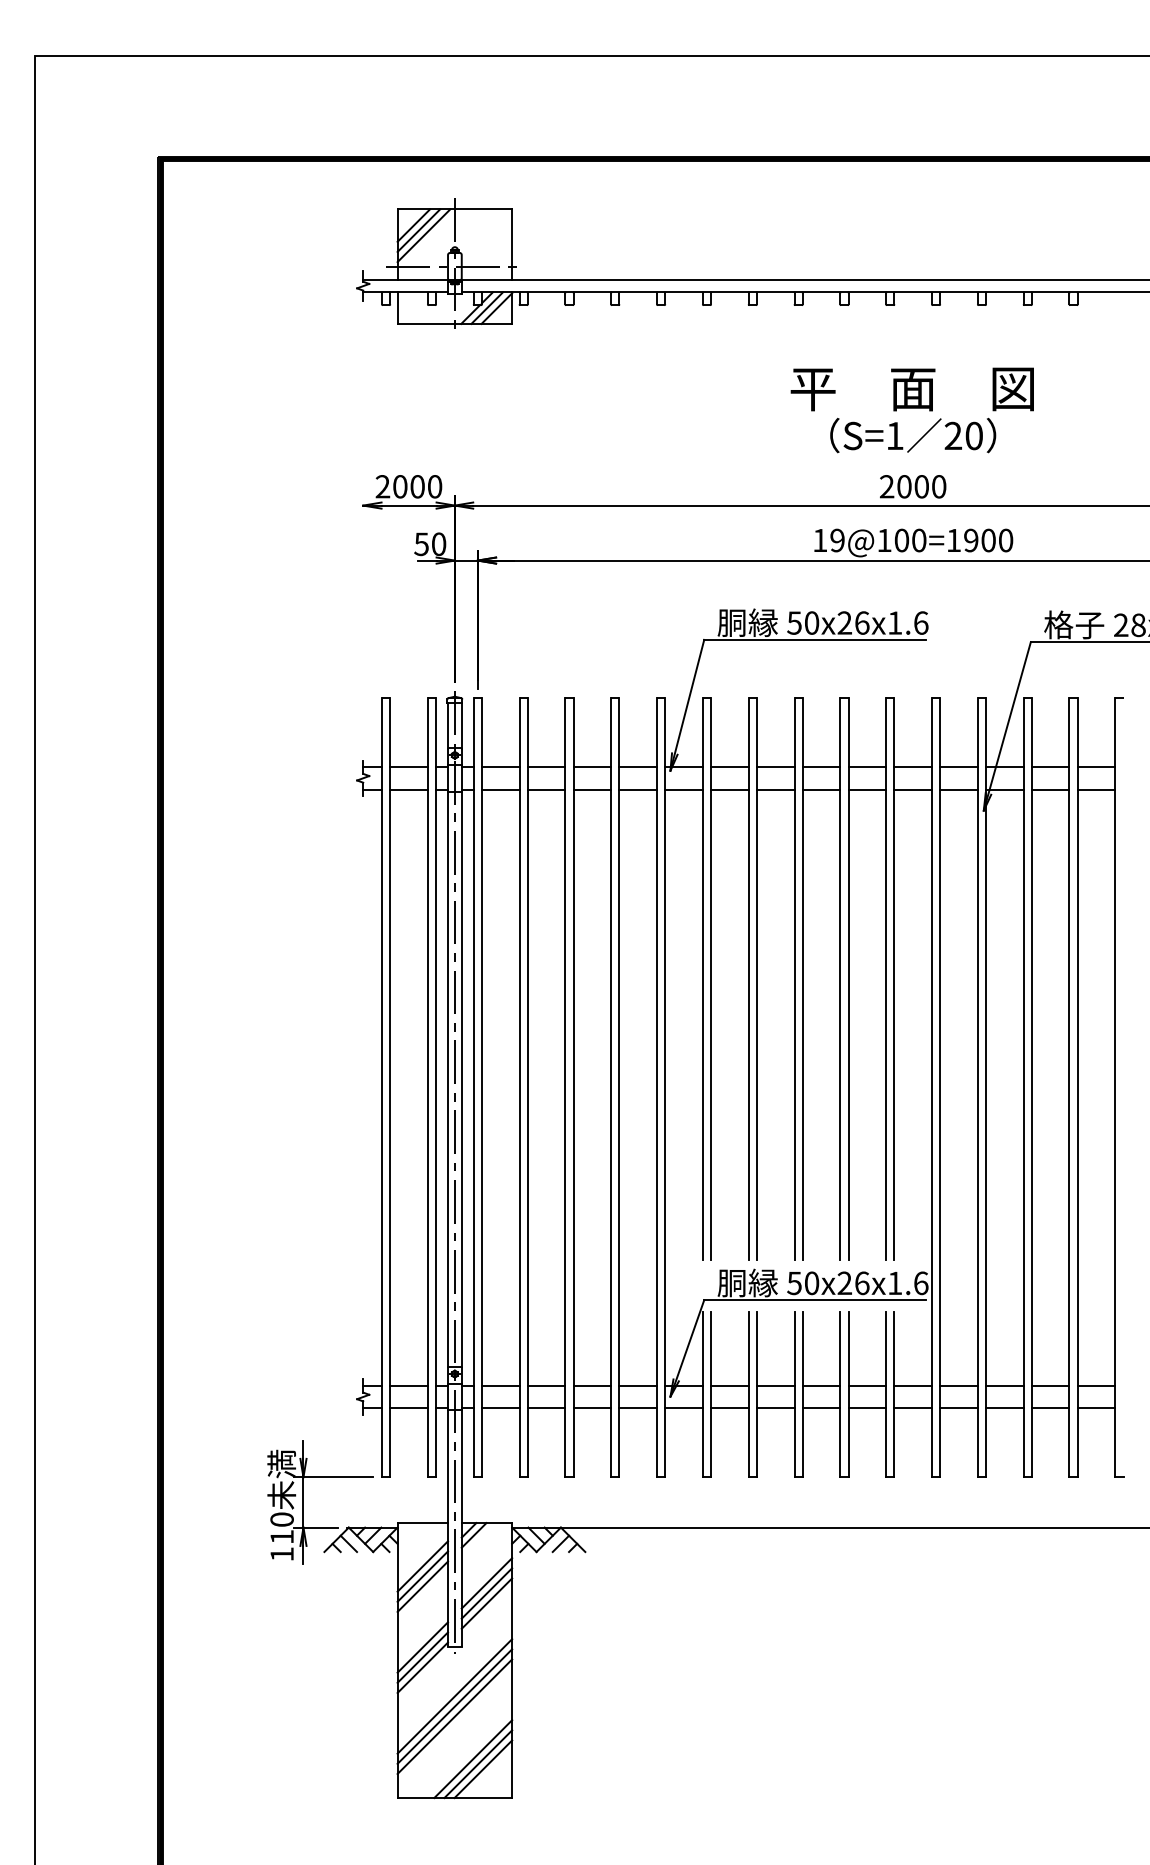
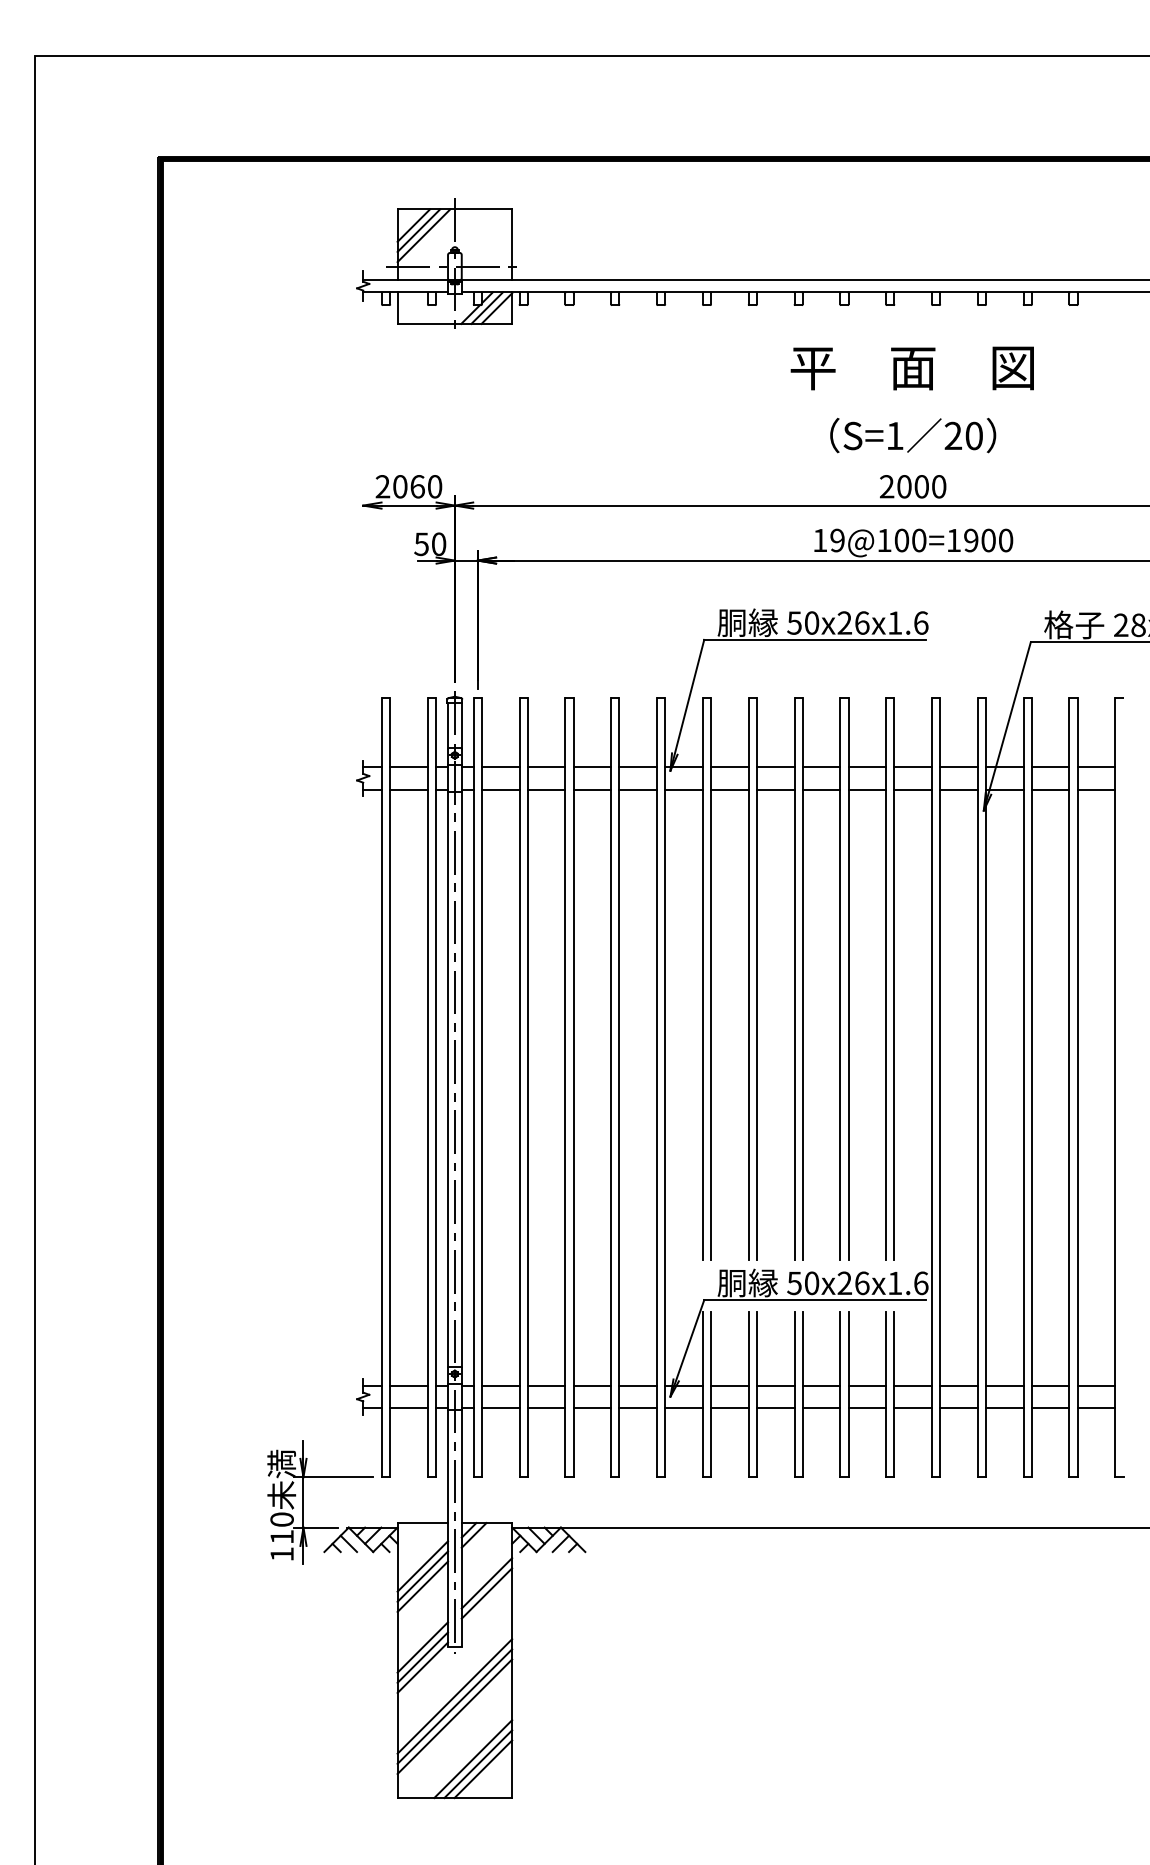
text position: (911, 389) -> (911, 368) (911, 368)
text: 2000 -> 2060 (417, 486)
line: present -> none (486, 1603)
